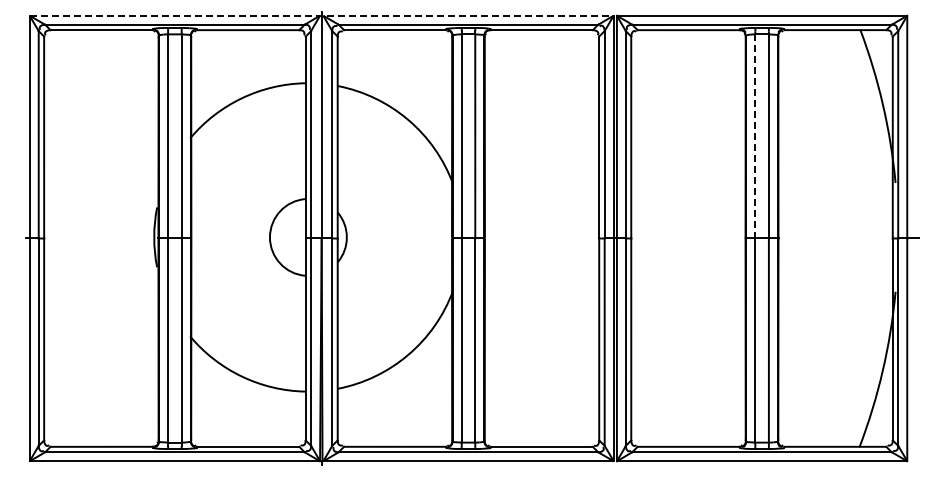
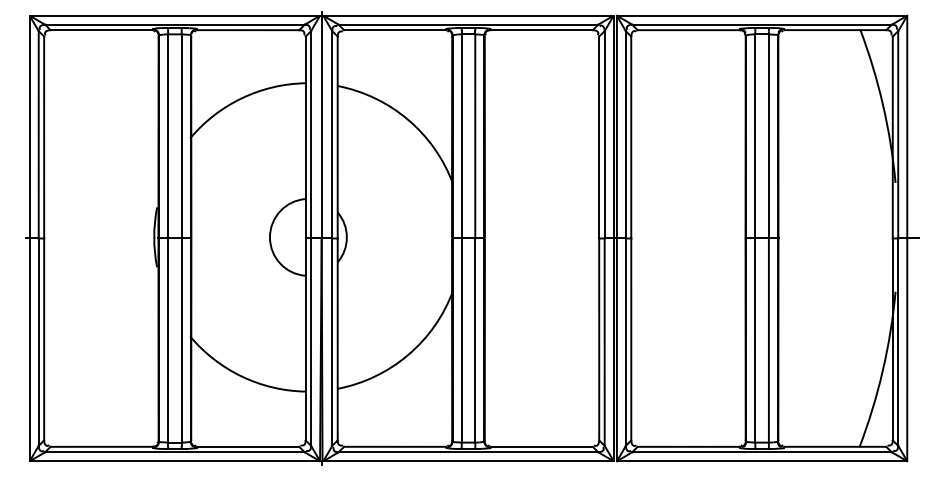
line: dashed -> solid (321, 15)
line: dashed -> solid (755, 136)
